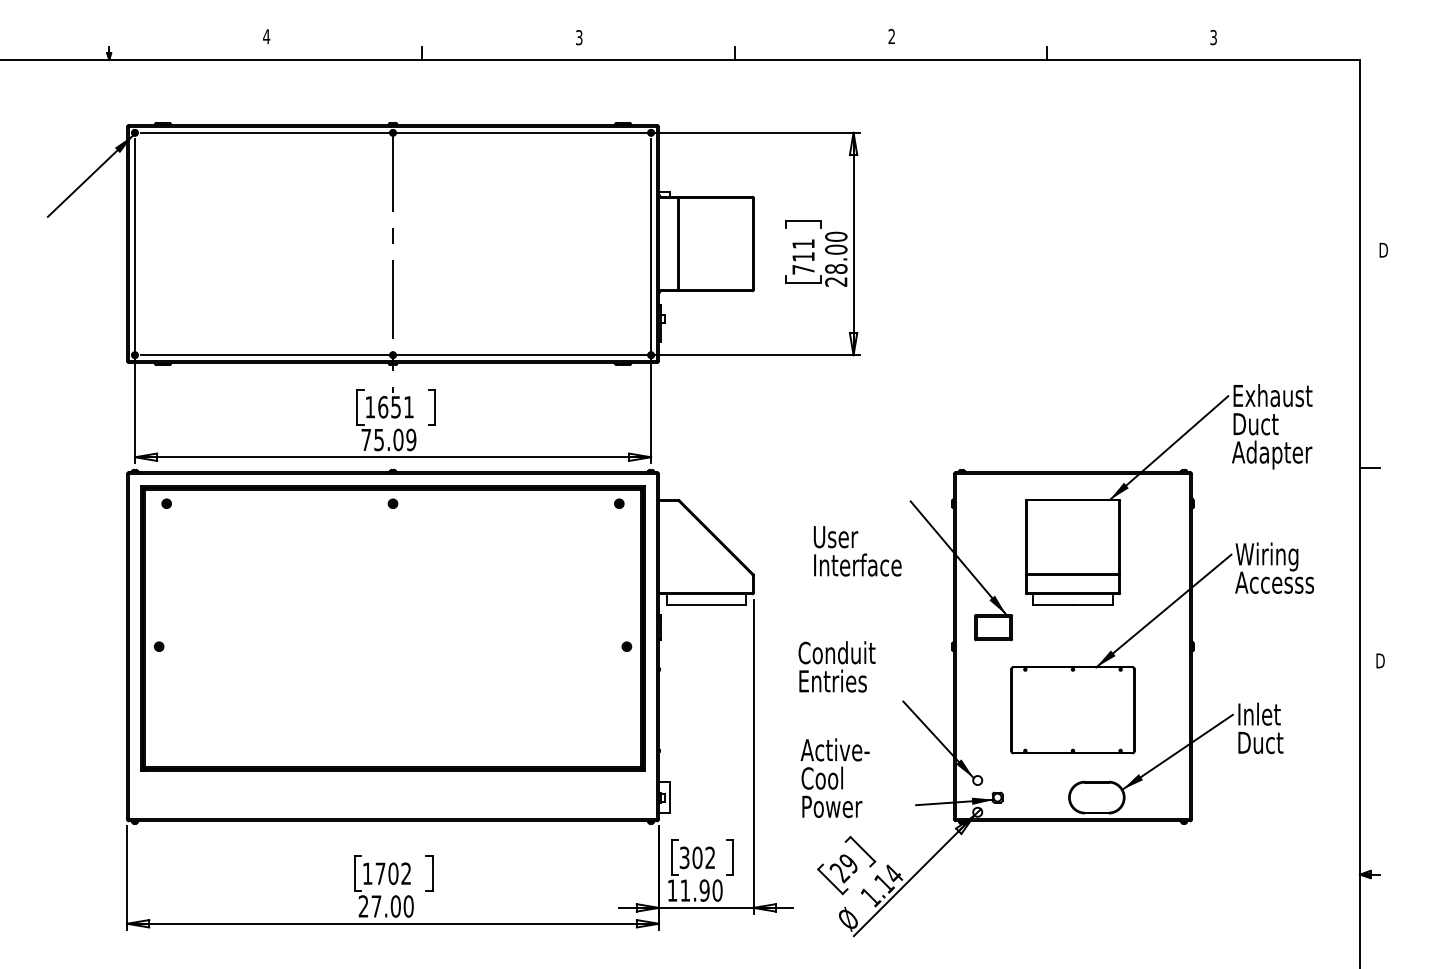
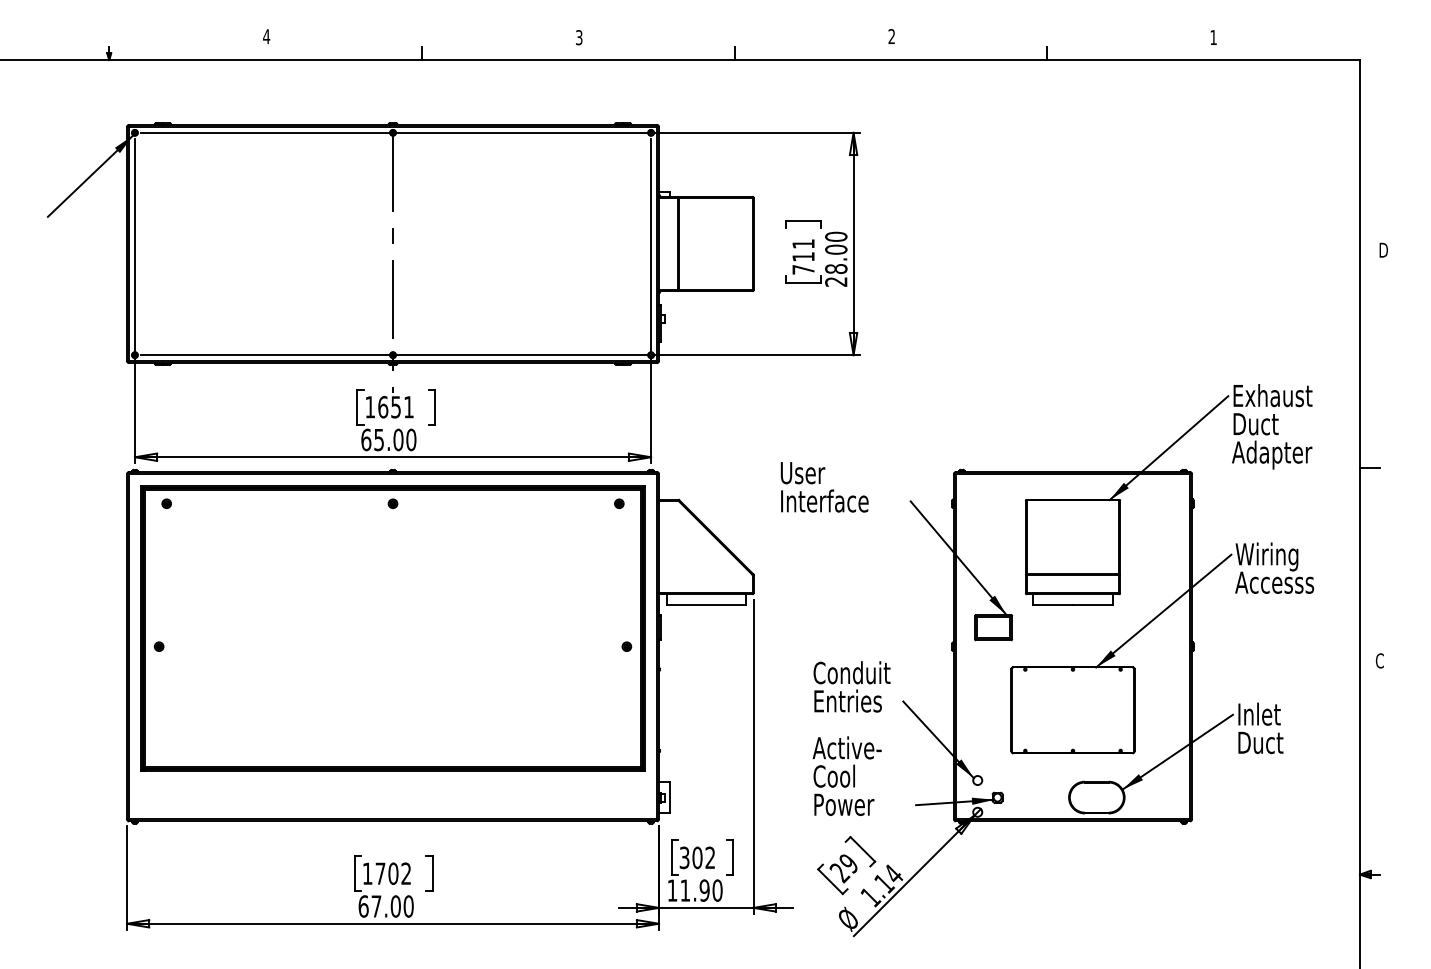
text: 3 -> 1 (1213, 37)
text: 75.09 -> 65.00 (388, 439)
text position: (857, 551) -> (824, 487) (824, 487)
text: D -> C (1379, 660)
text position: (836, 666) -> (851, 686) (851, 686)
text position: (834, 777) -> (846, 775) (846, 775)
text: 27.00 -> 67.00 (363, 906)
